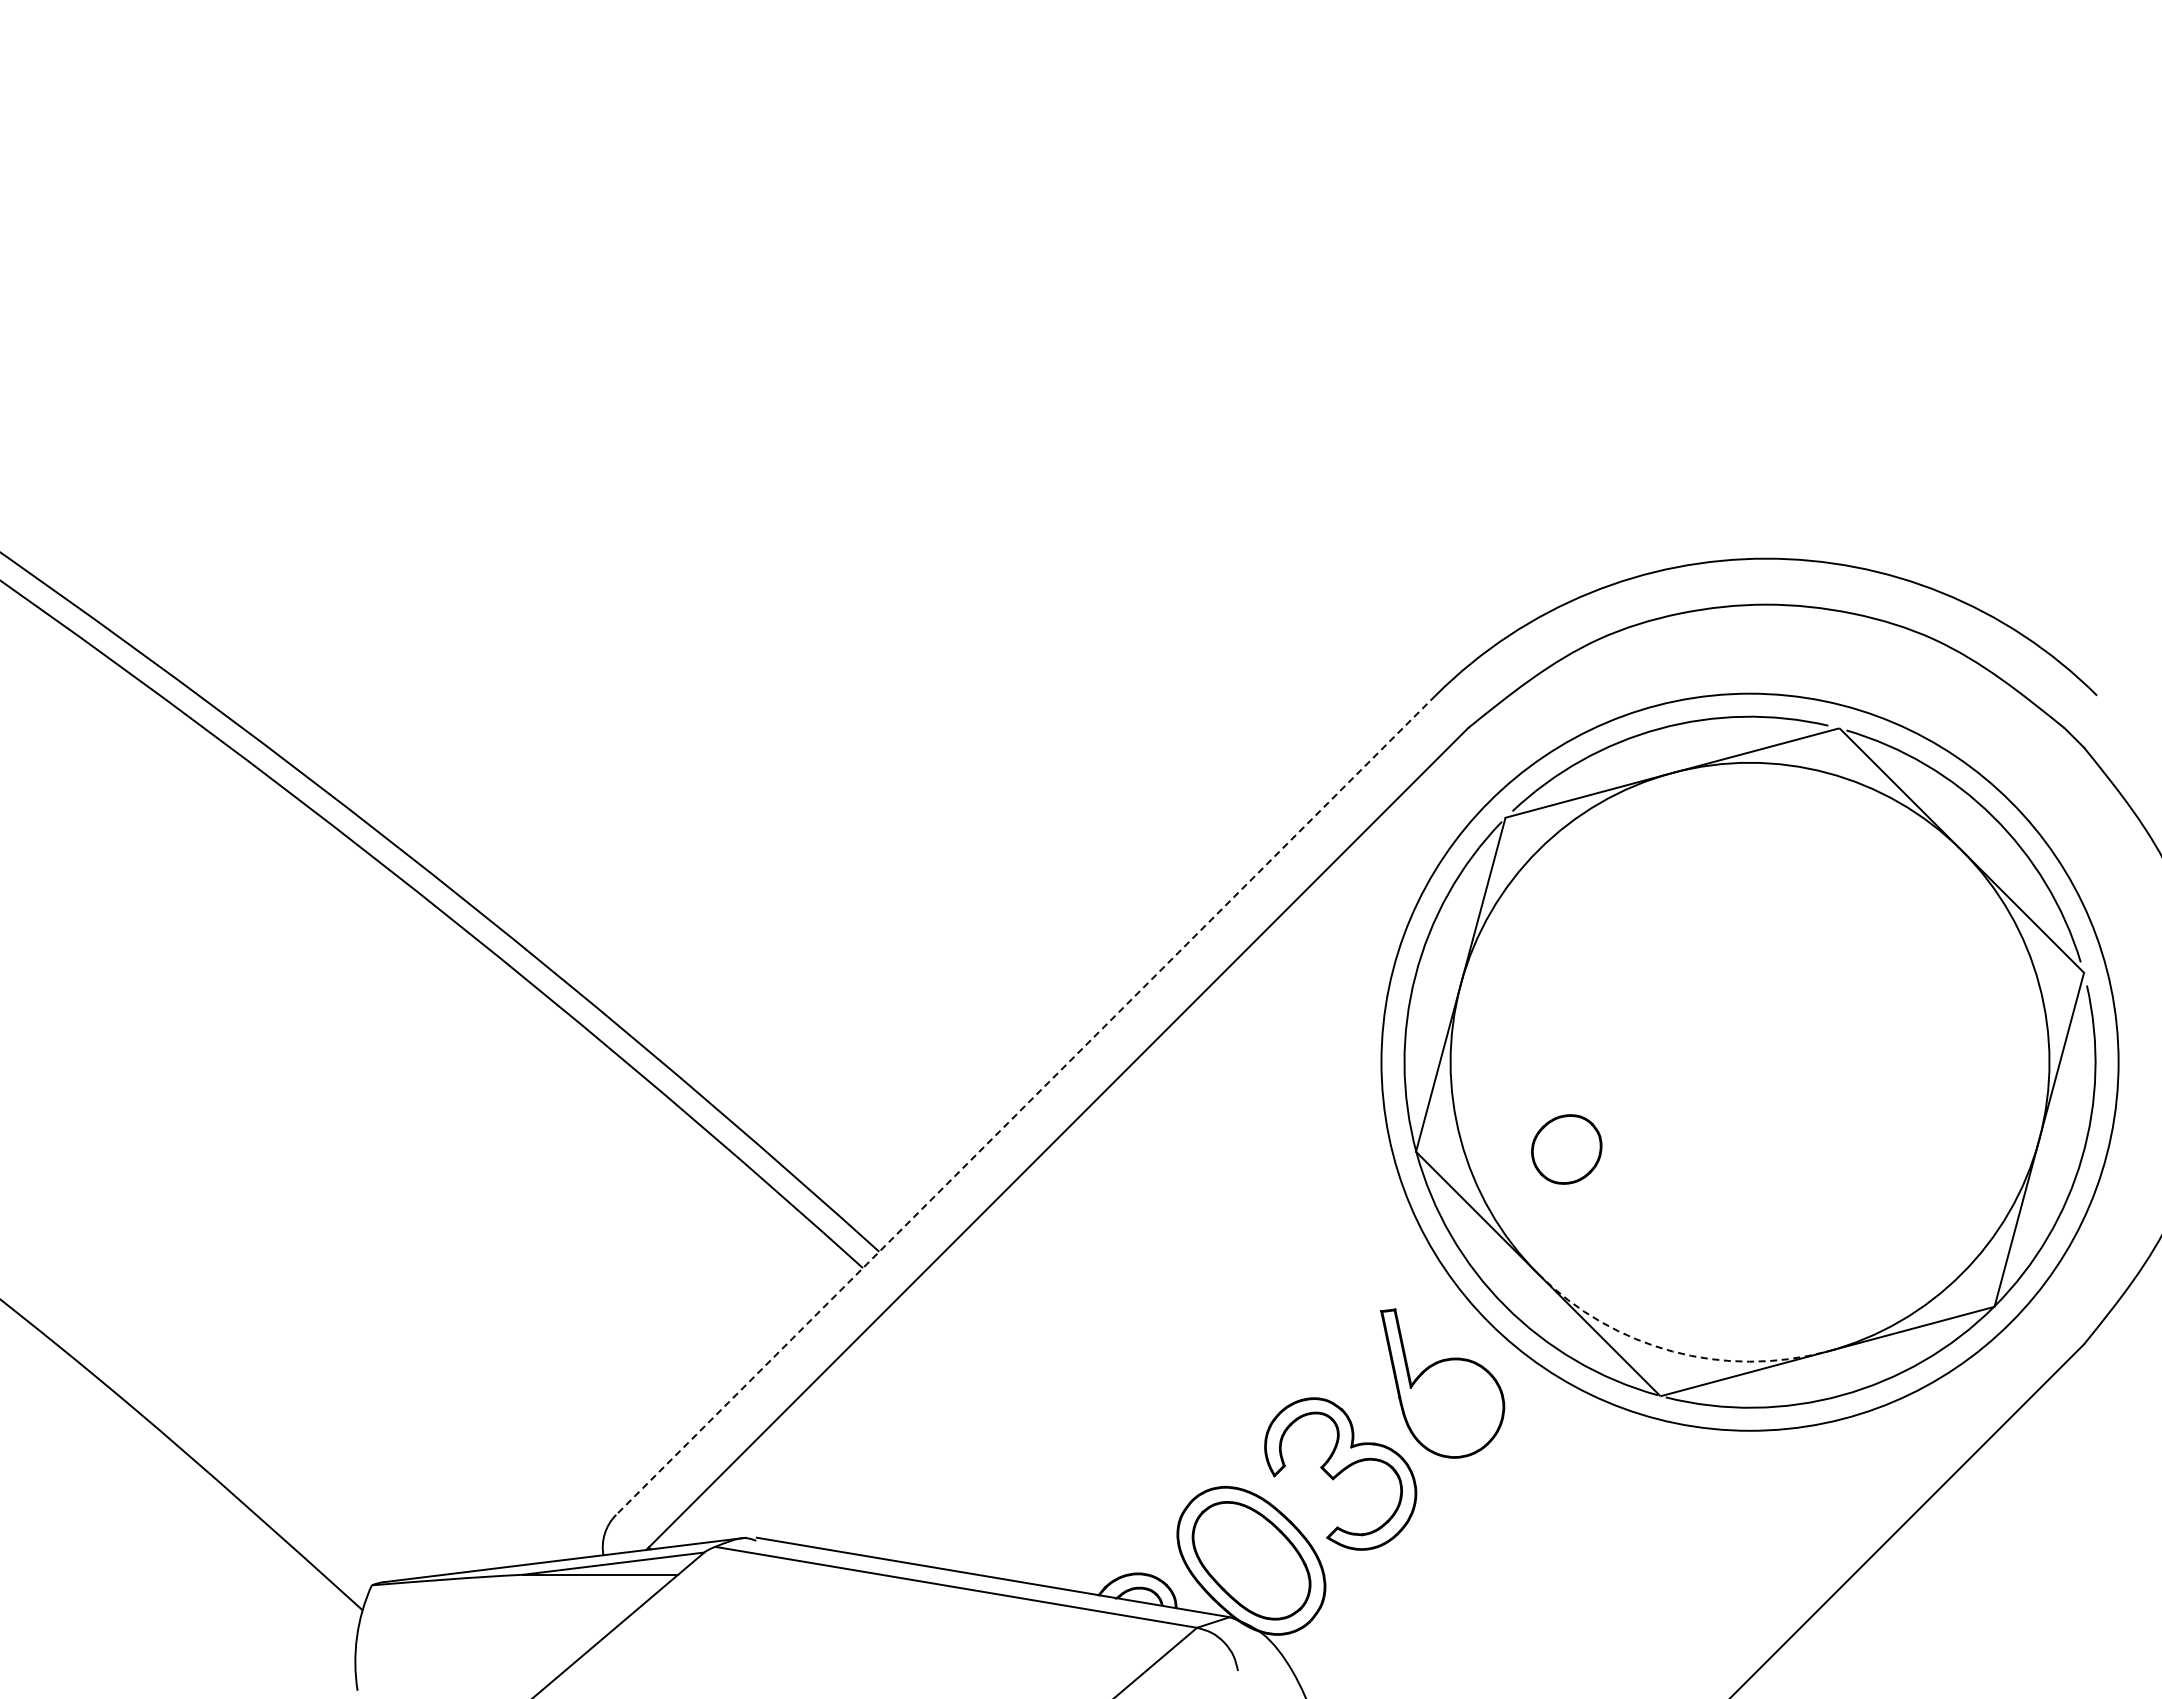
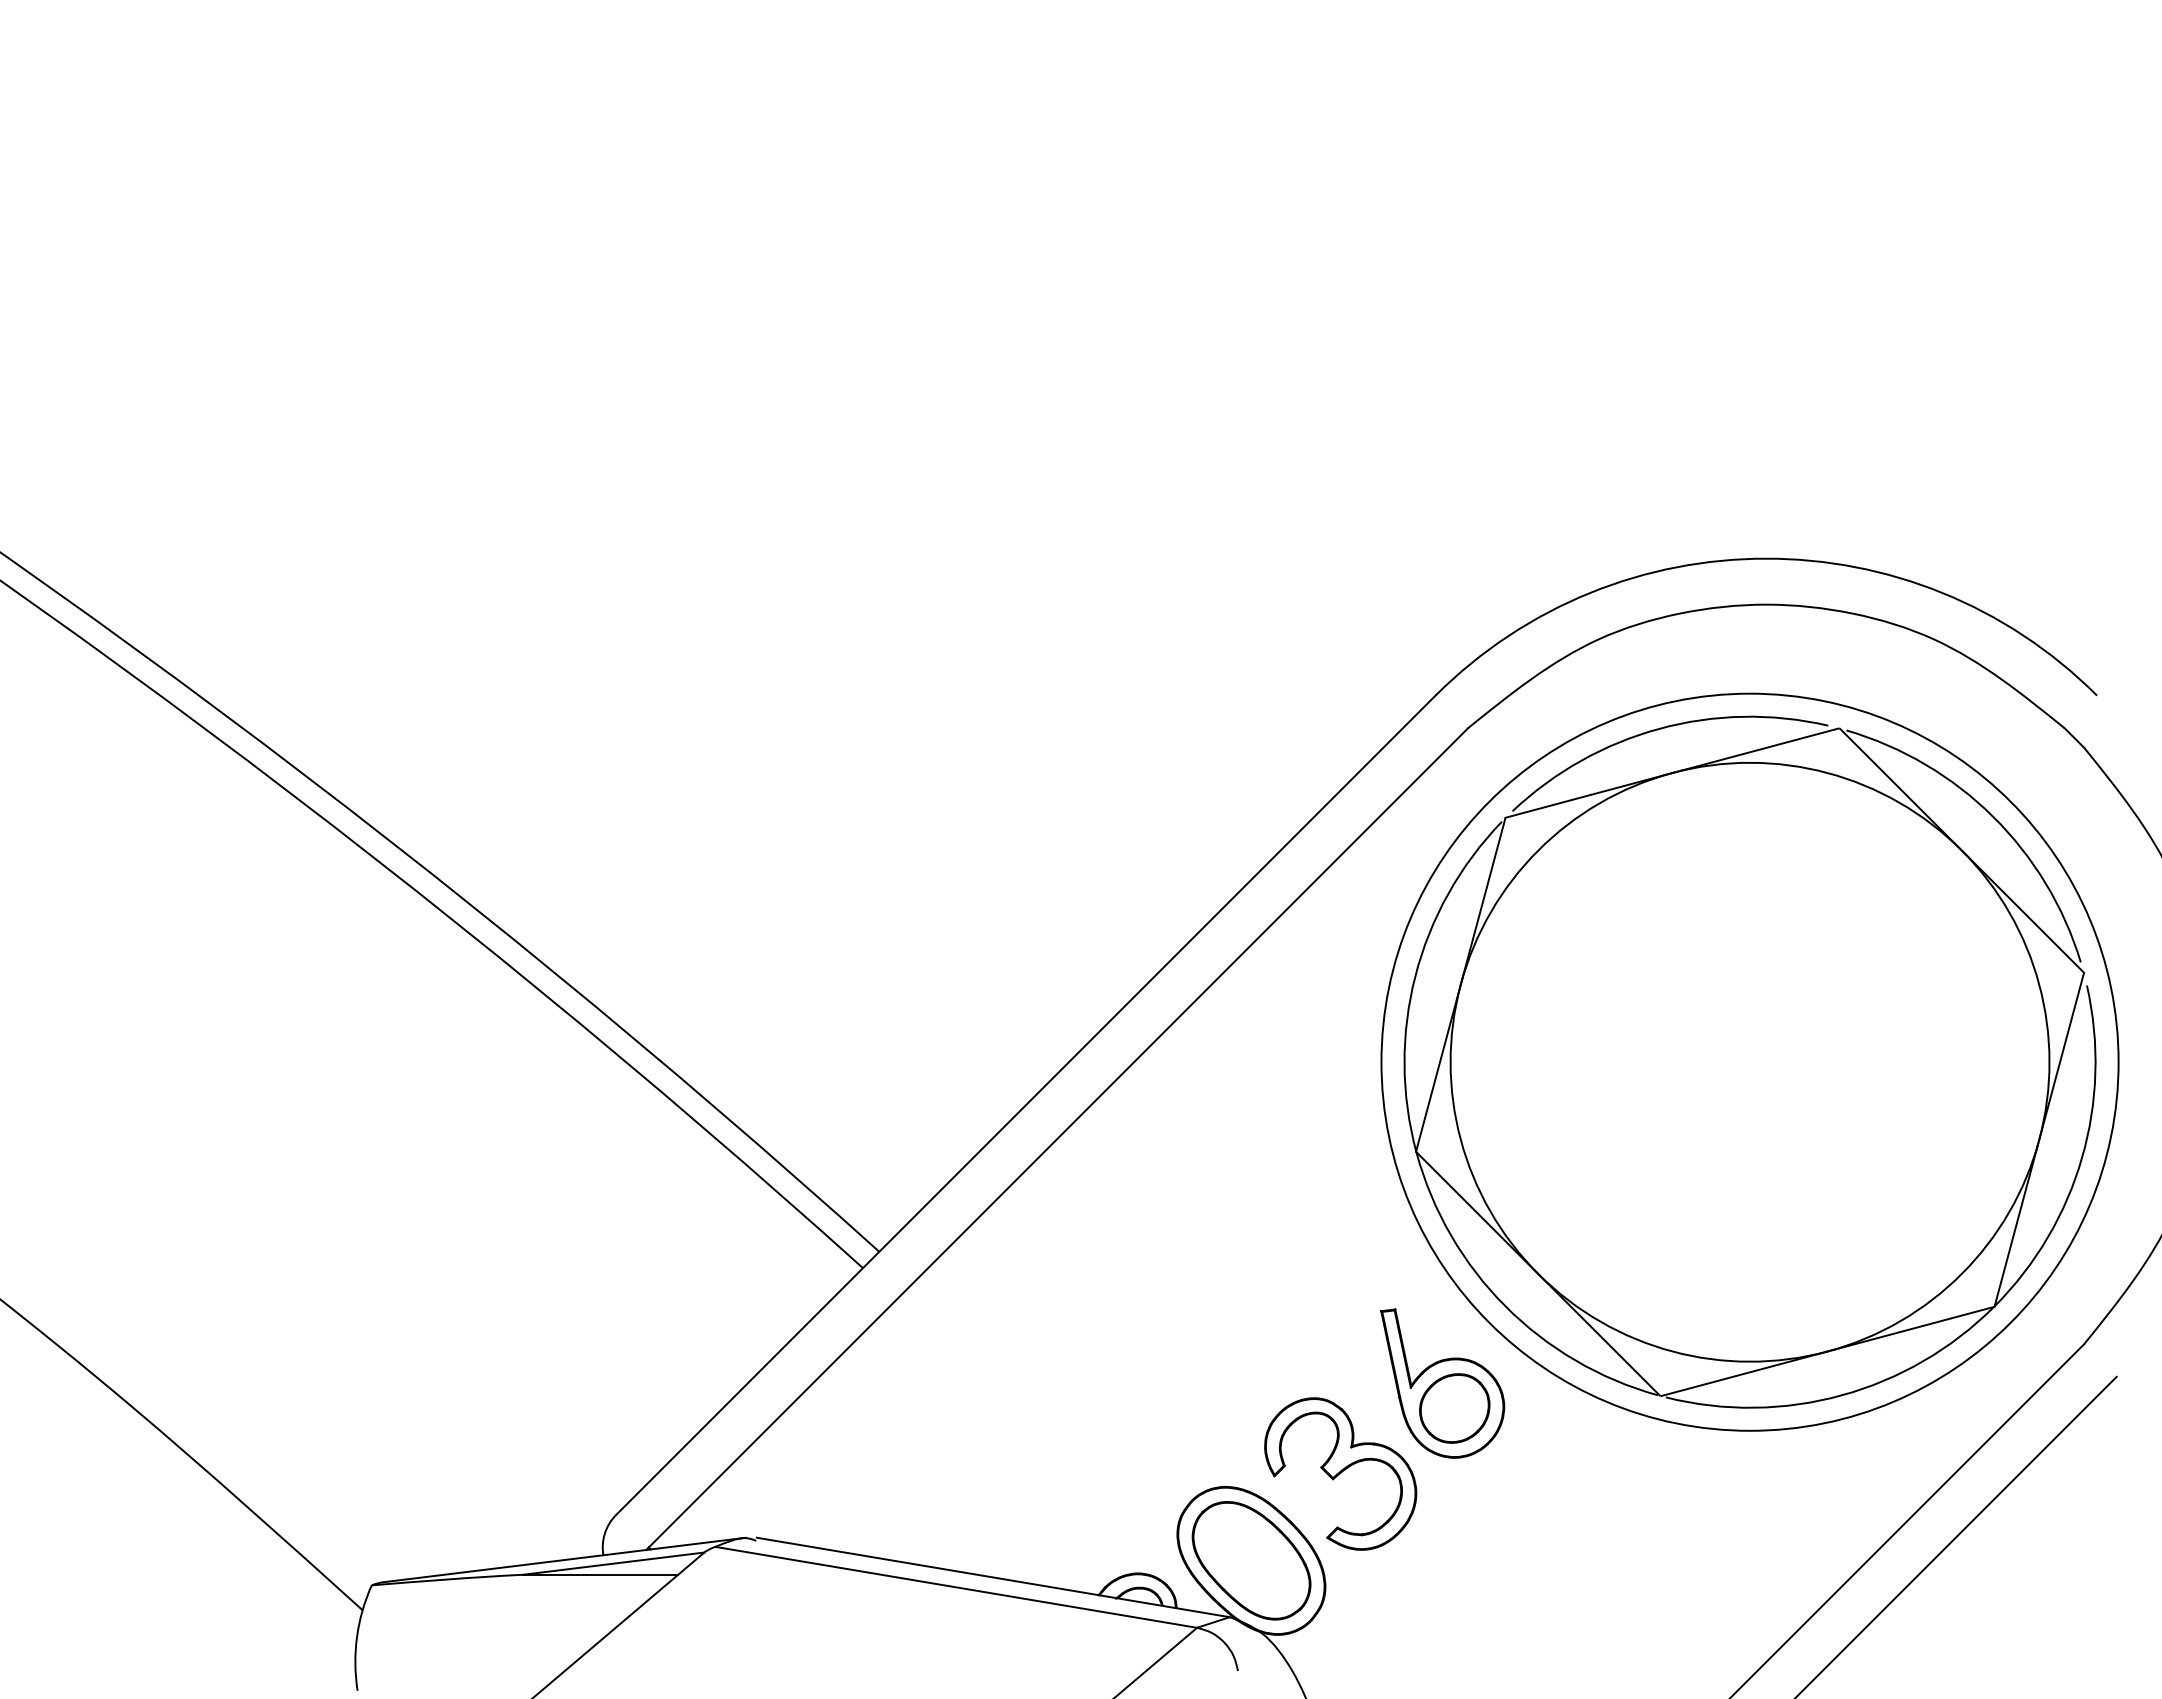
line: dashed -> solid (1025, 1105)
part position: (1566, 1149) -> (1454, 1408) (1454, 1408)
arc: dashed -> solid (1672, 1351)
line: none -> present (1956, 1535)
